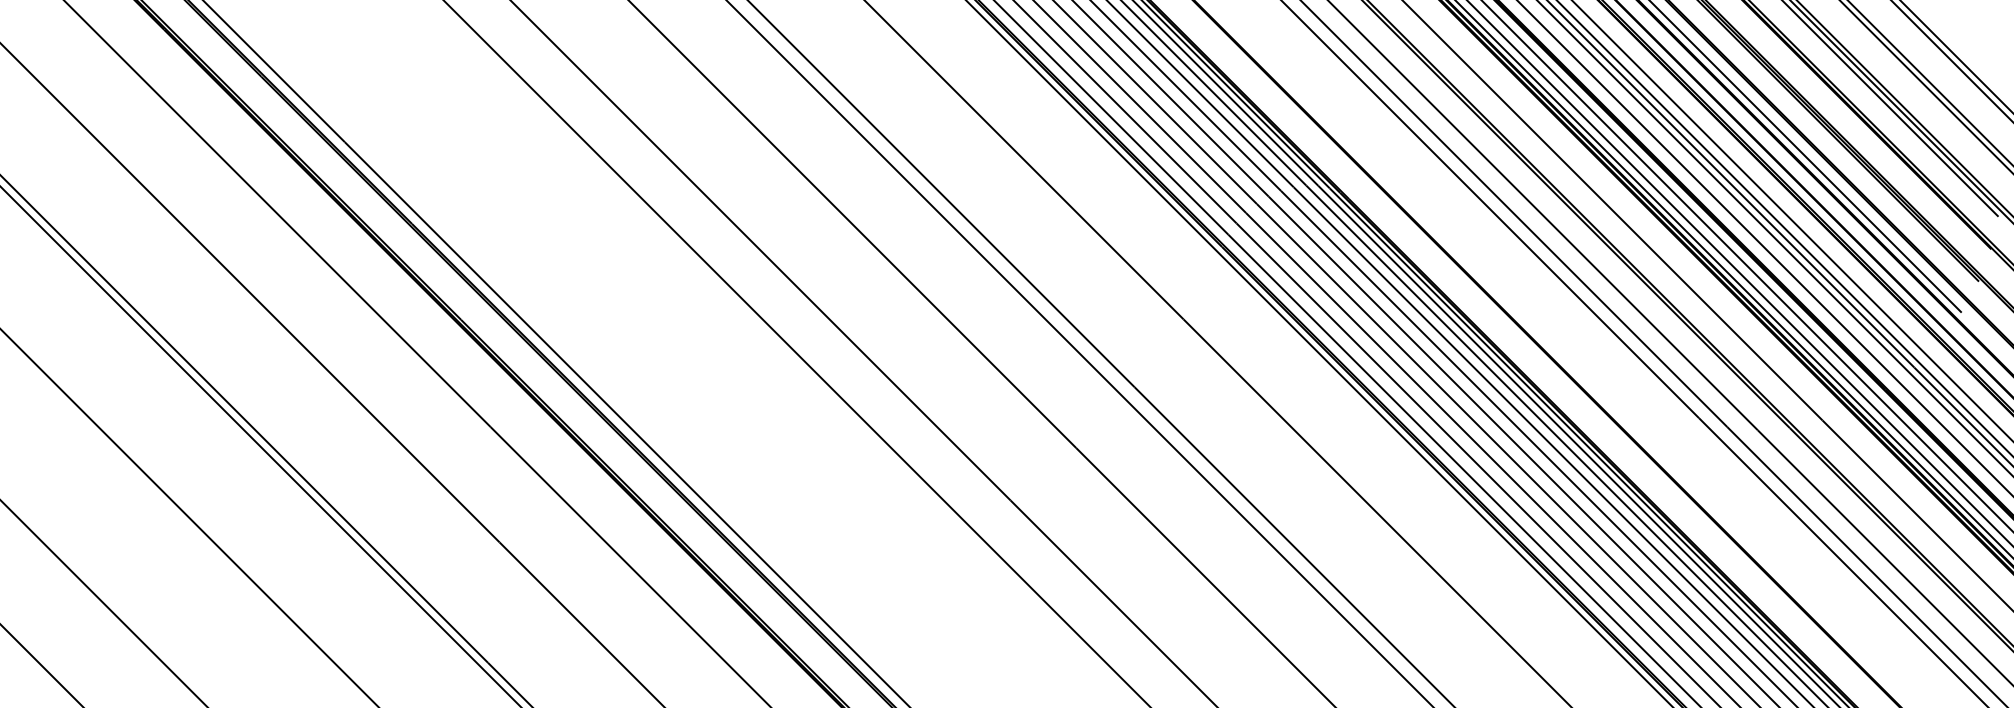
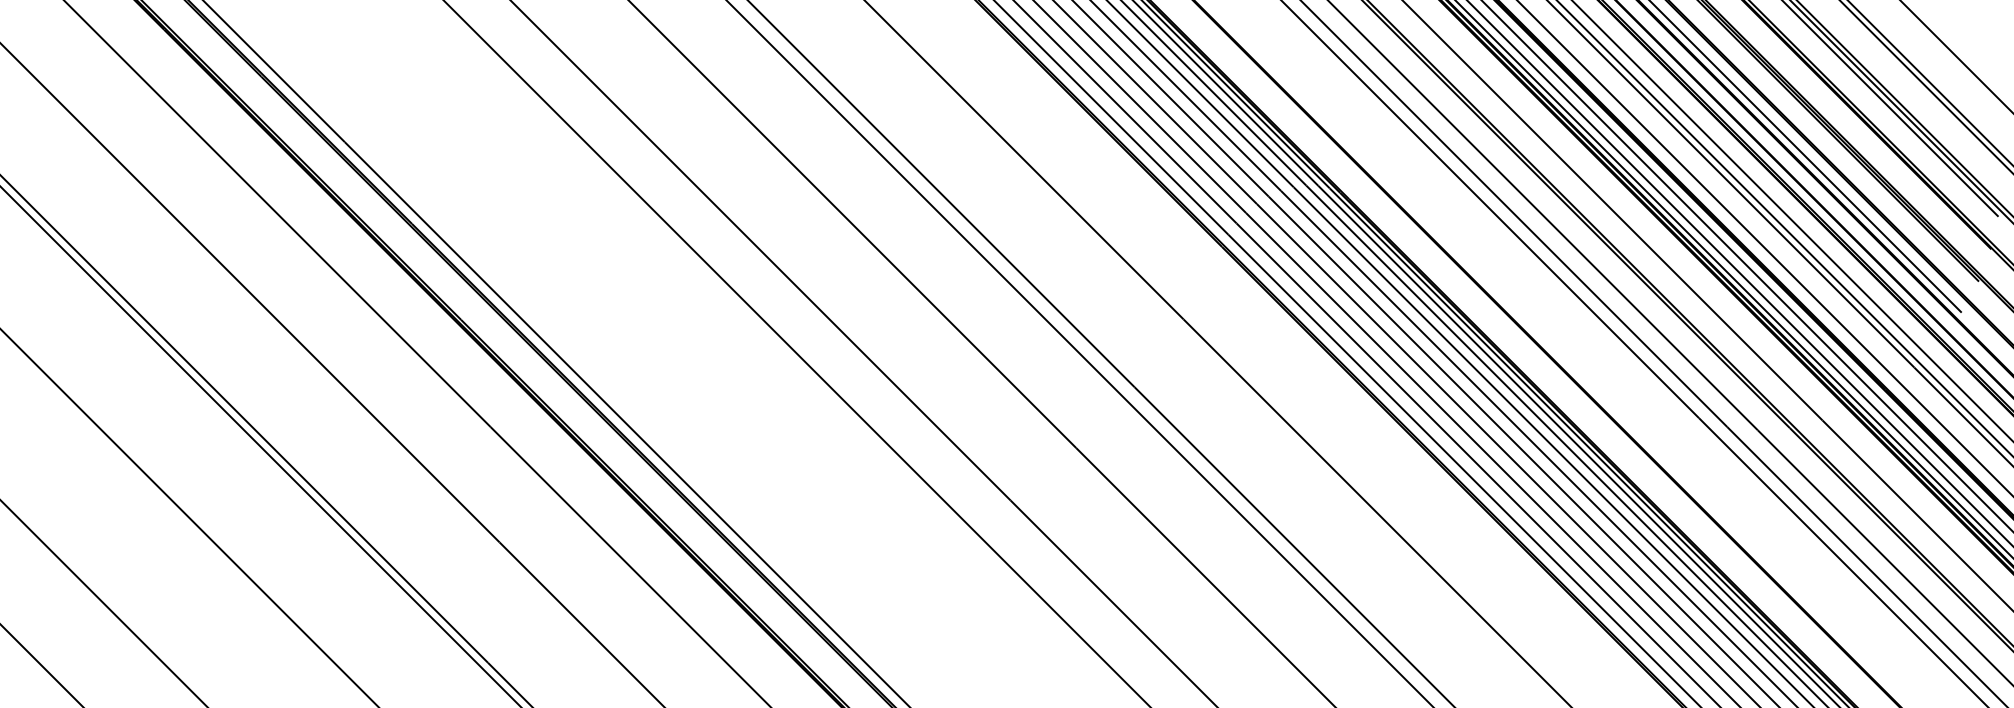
line: present -> none (1951, 60)
line: present -> none (1774, 238)
line: present -> none (1319, 353)
